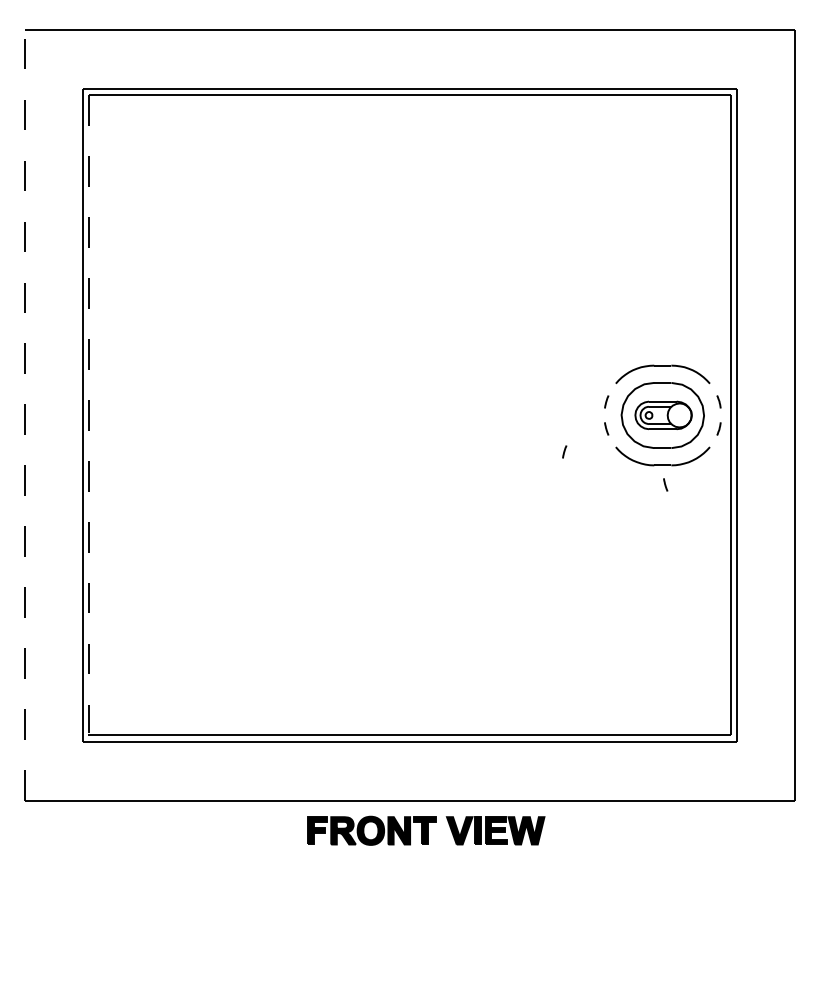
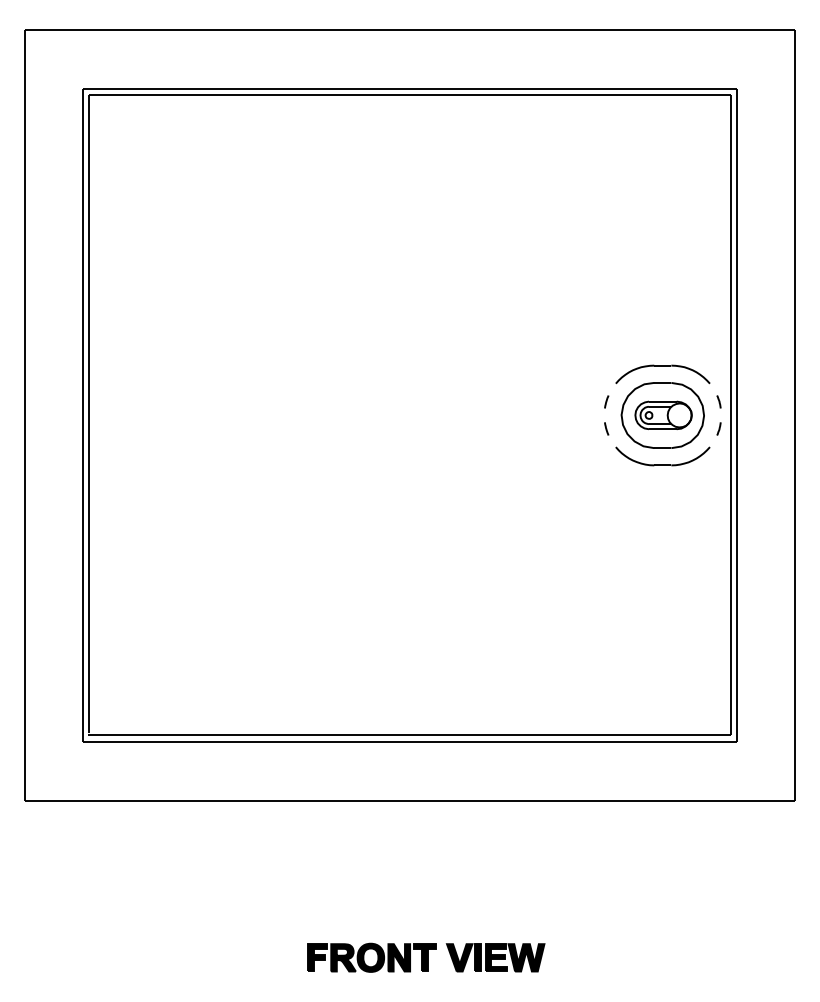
line: dashed -> solid (24, 414)
line: dashed -> solid (88, 414)
curve: present -> none (564, 451)
line: present -> none (665, 484)
part position: (426, 830) -> (426, 957) (426, 957)
